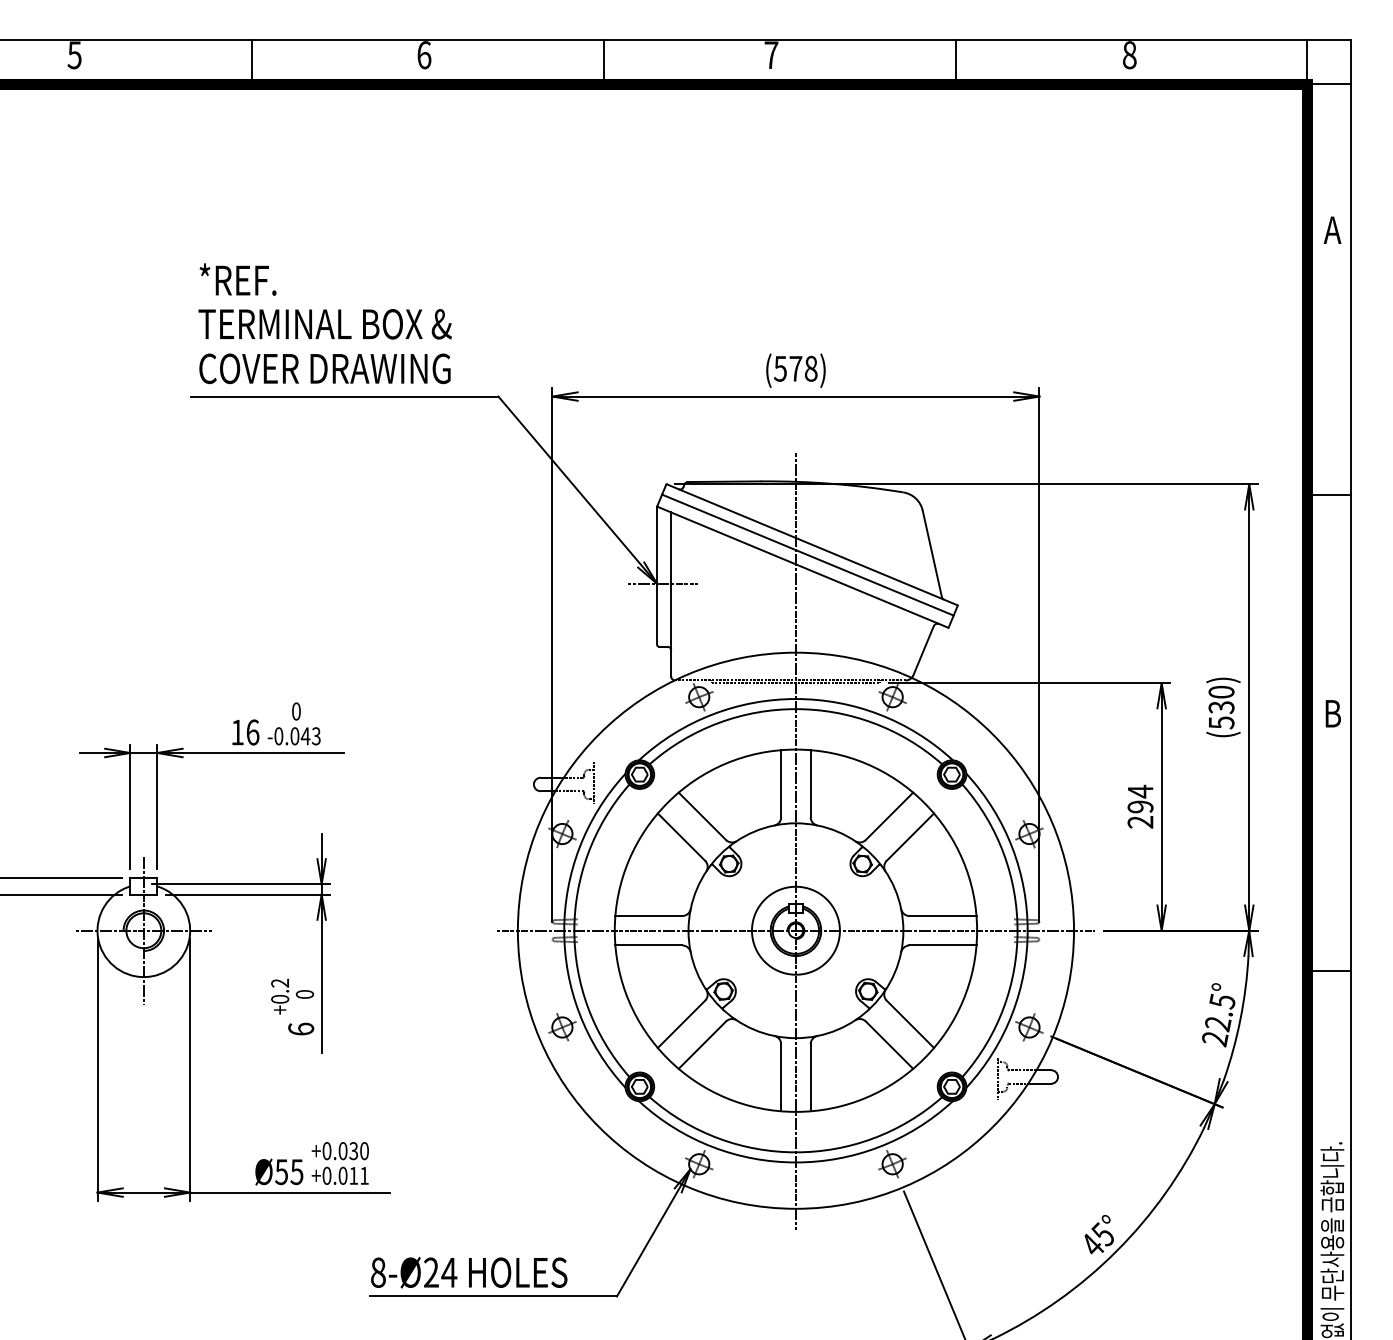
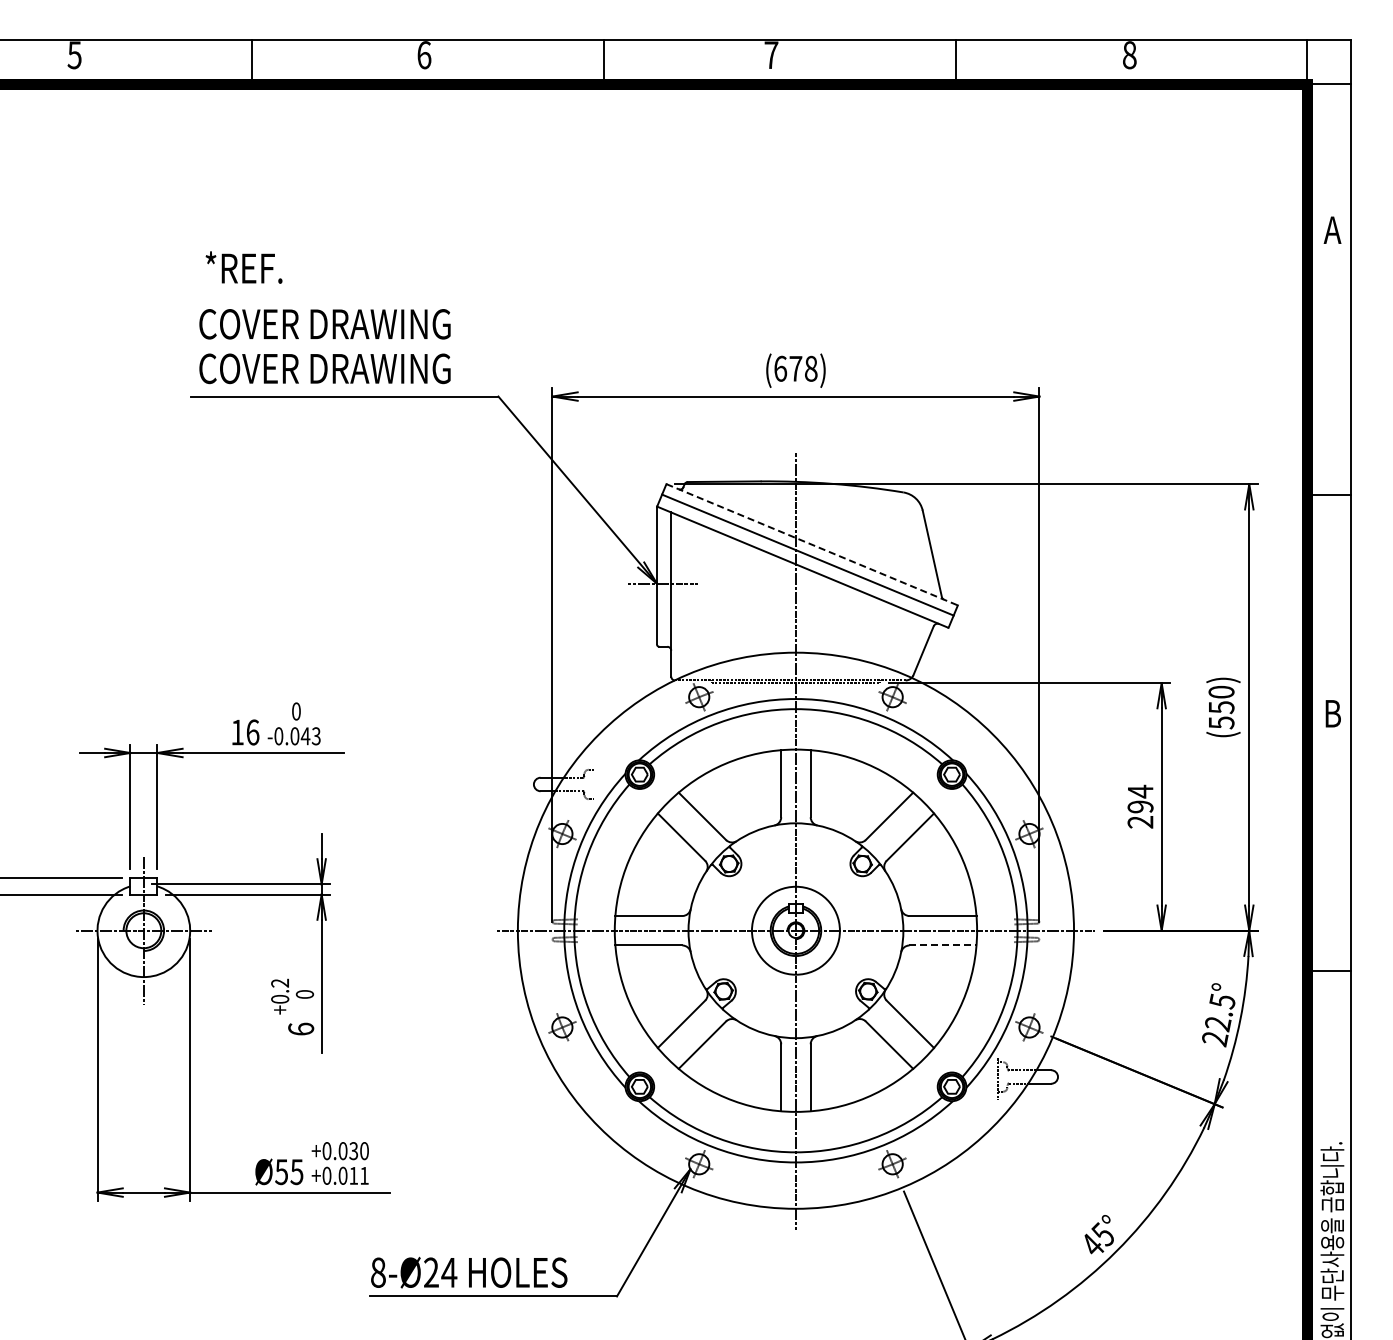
text position: (237, 279) -> (243, 267) (243, 267)
text: TERMINAL BOX & -> COVER DRAWING (324, 324)
text: (578) -> (678) (780, 368)
line: solid -> dashed (812, 544)
text: (530) -> (550) (1220, 707)
line: present -> none (593, 782)
line: solid -> dashed (942, 945)
